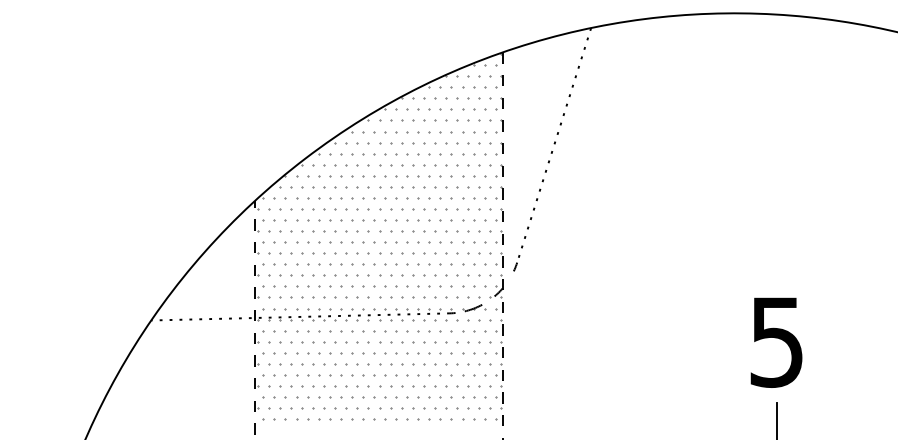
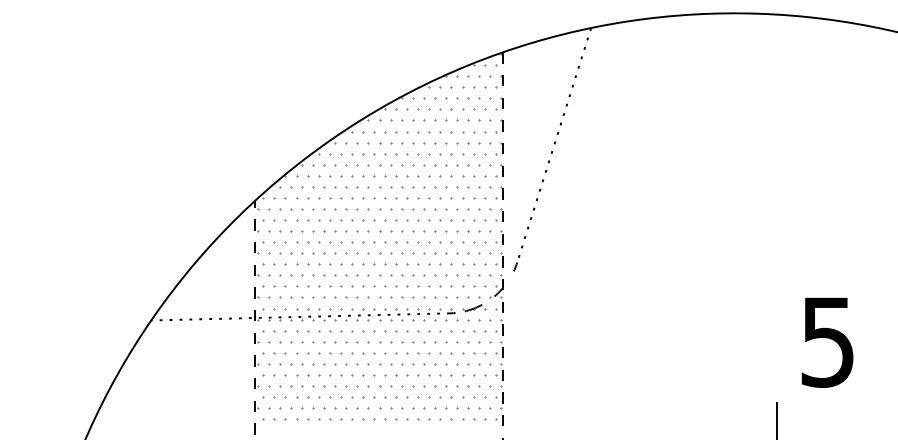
text position: (776, 342) -> (827, 342) (827, 342)
